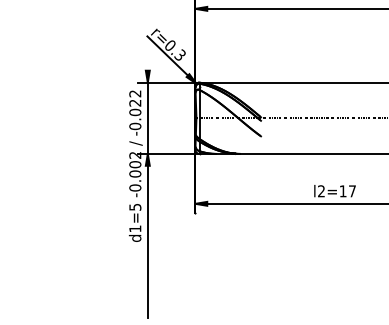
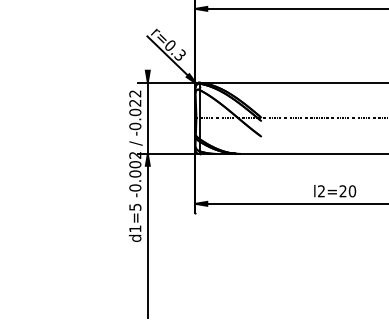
text: l2=17 -> l2=20 (347, 191)
